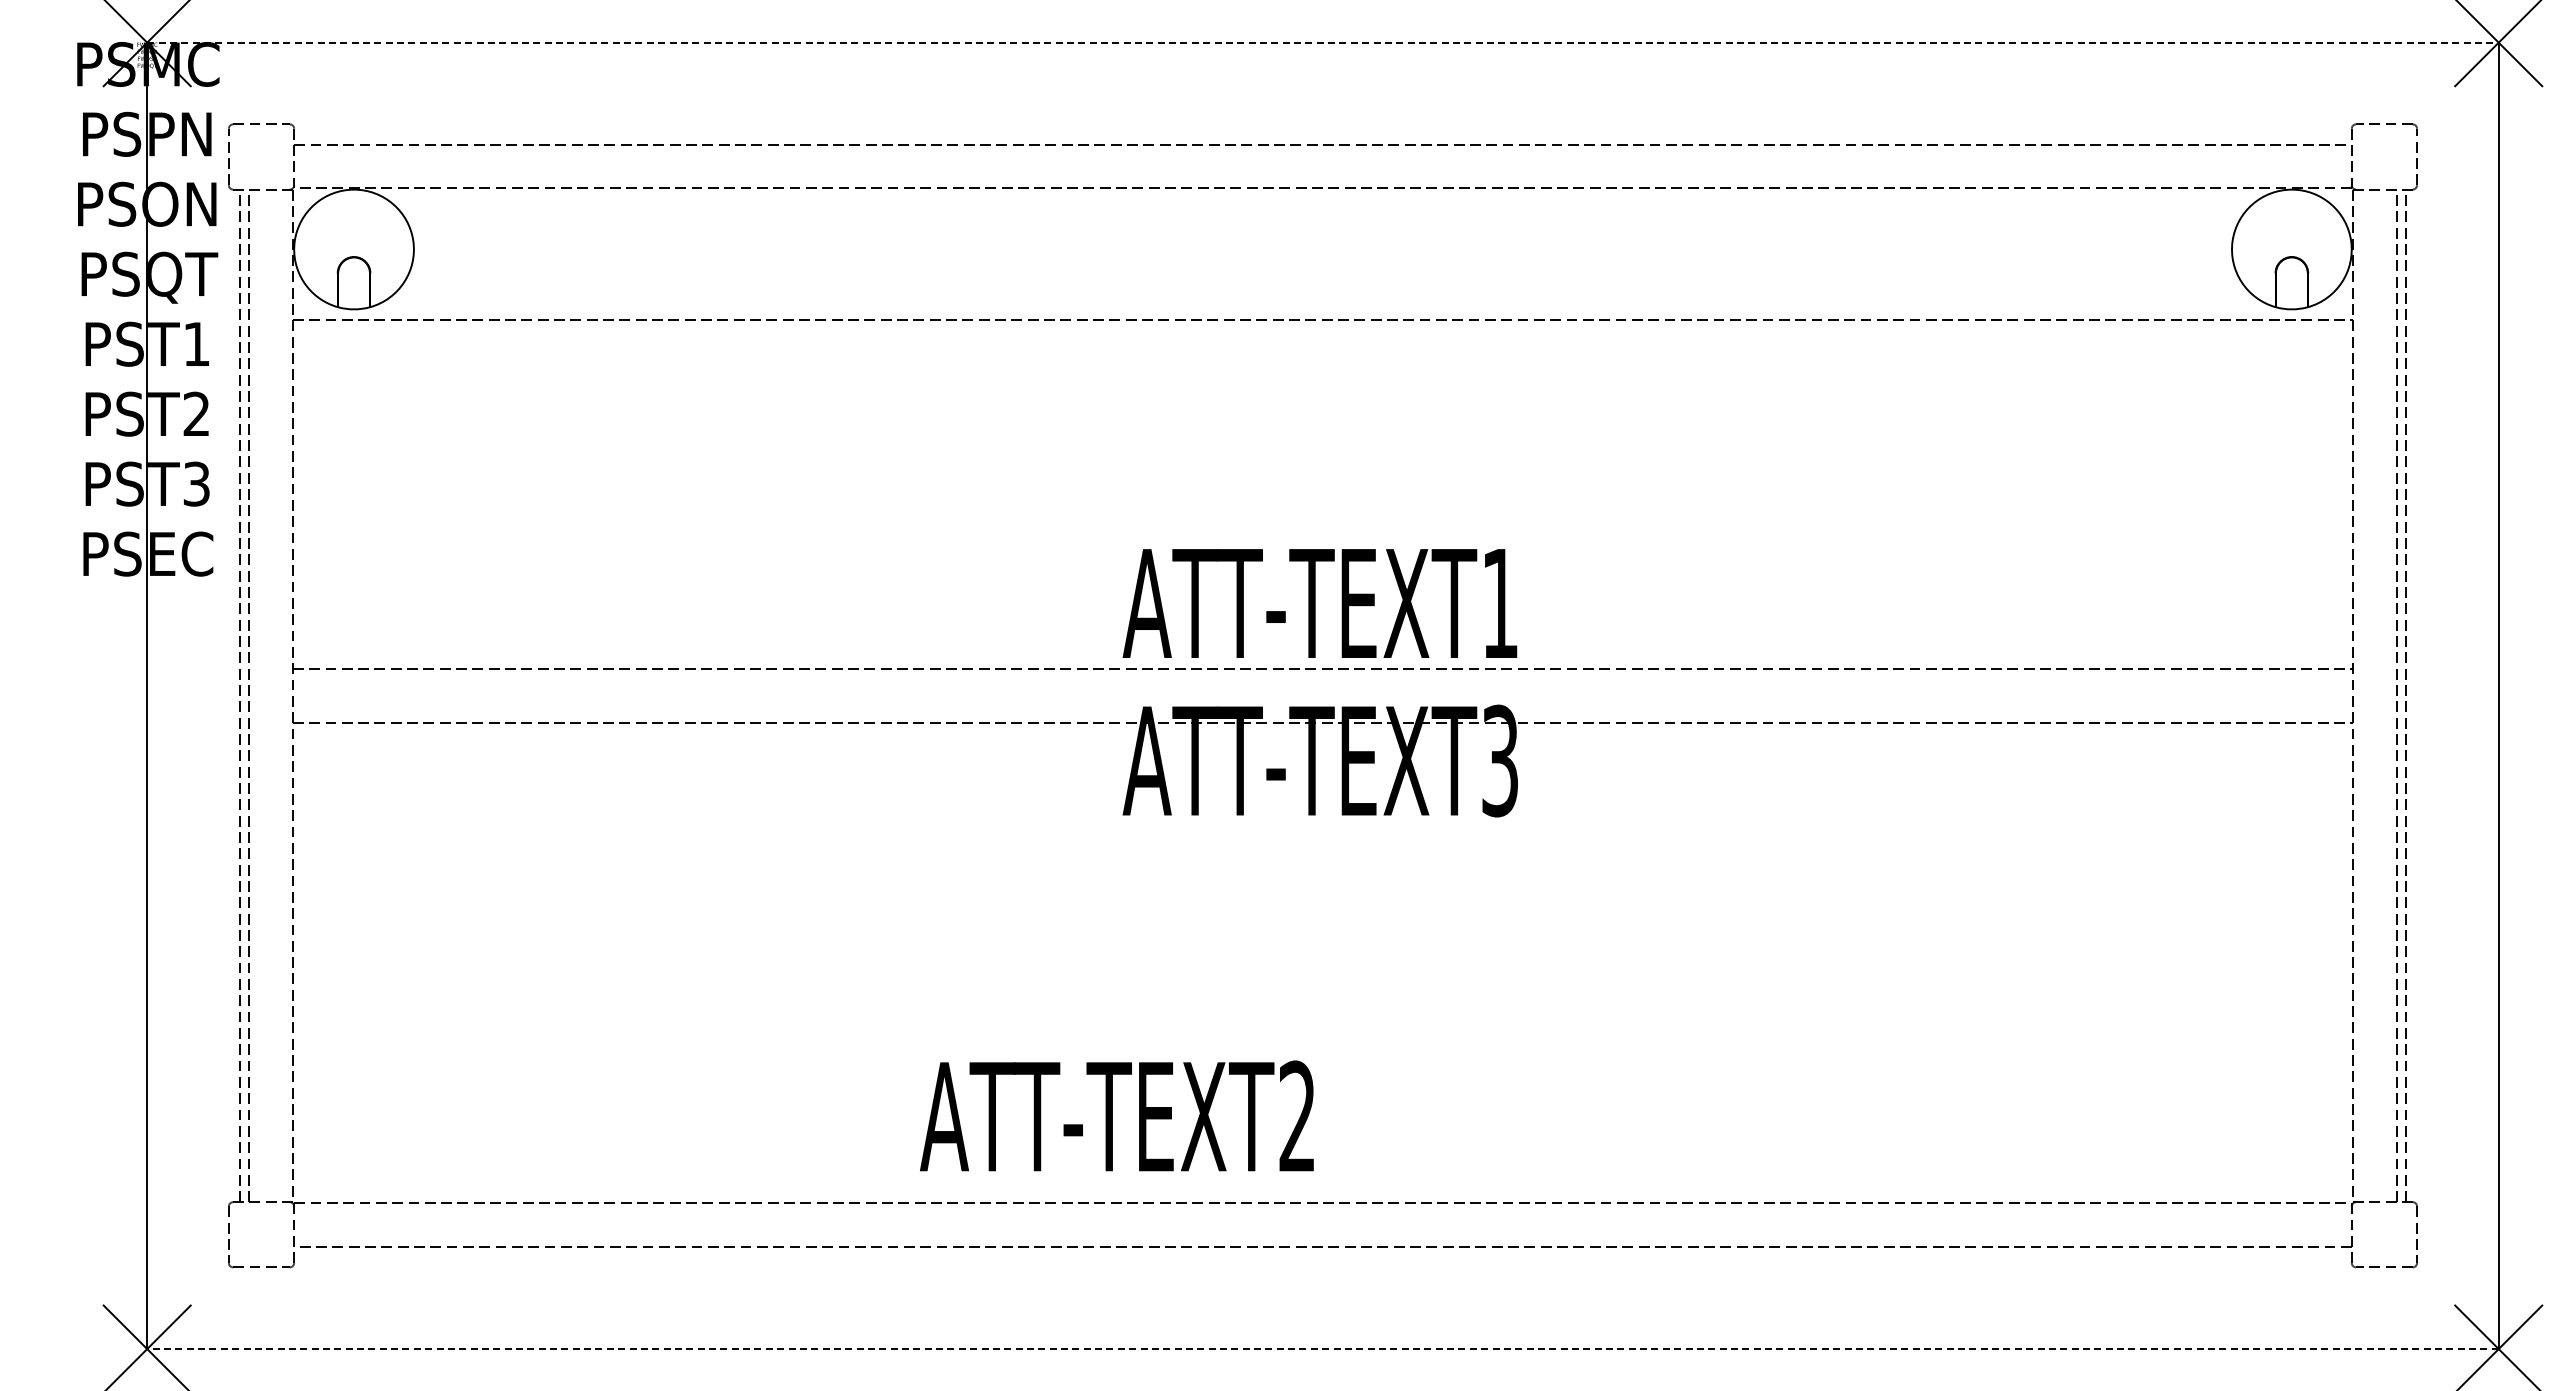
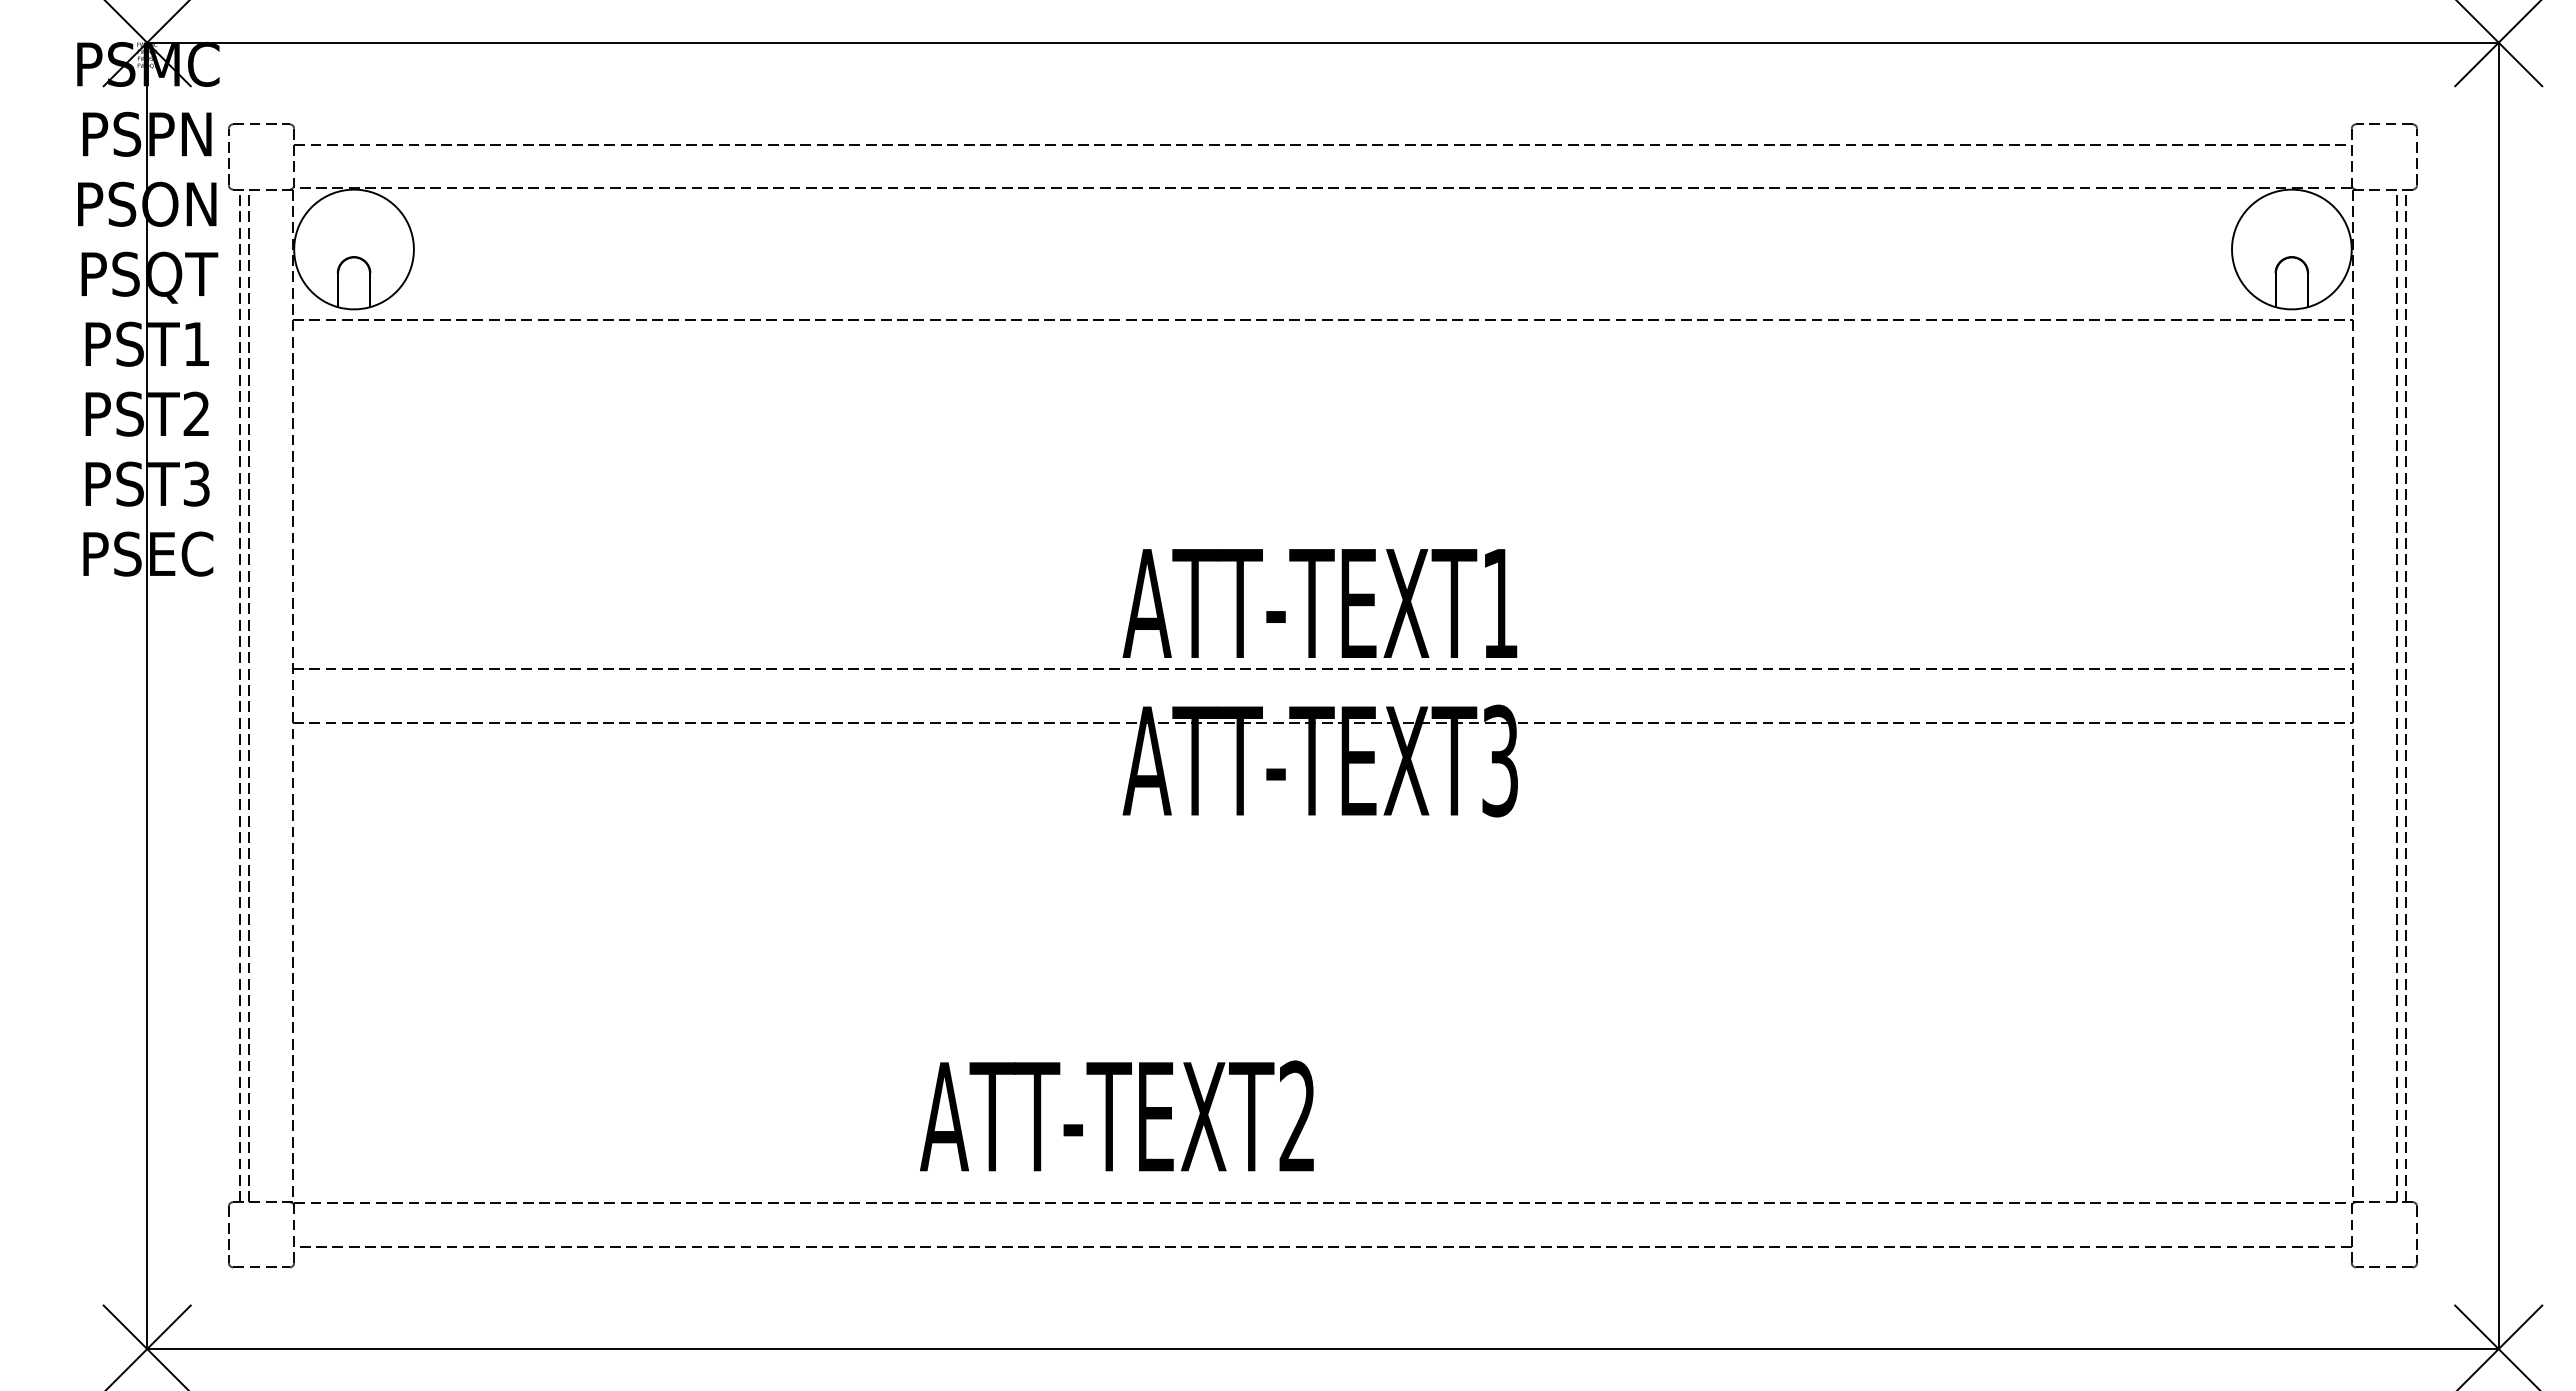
line: dashed -> solid (1322, 42)
line: dashed -> solid (1322, 1349)
